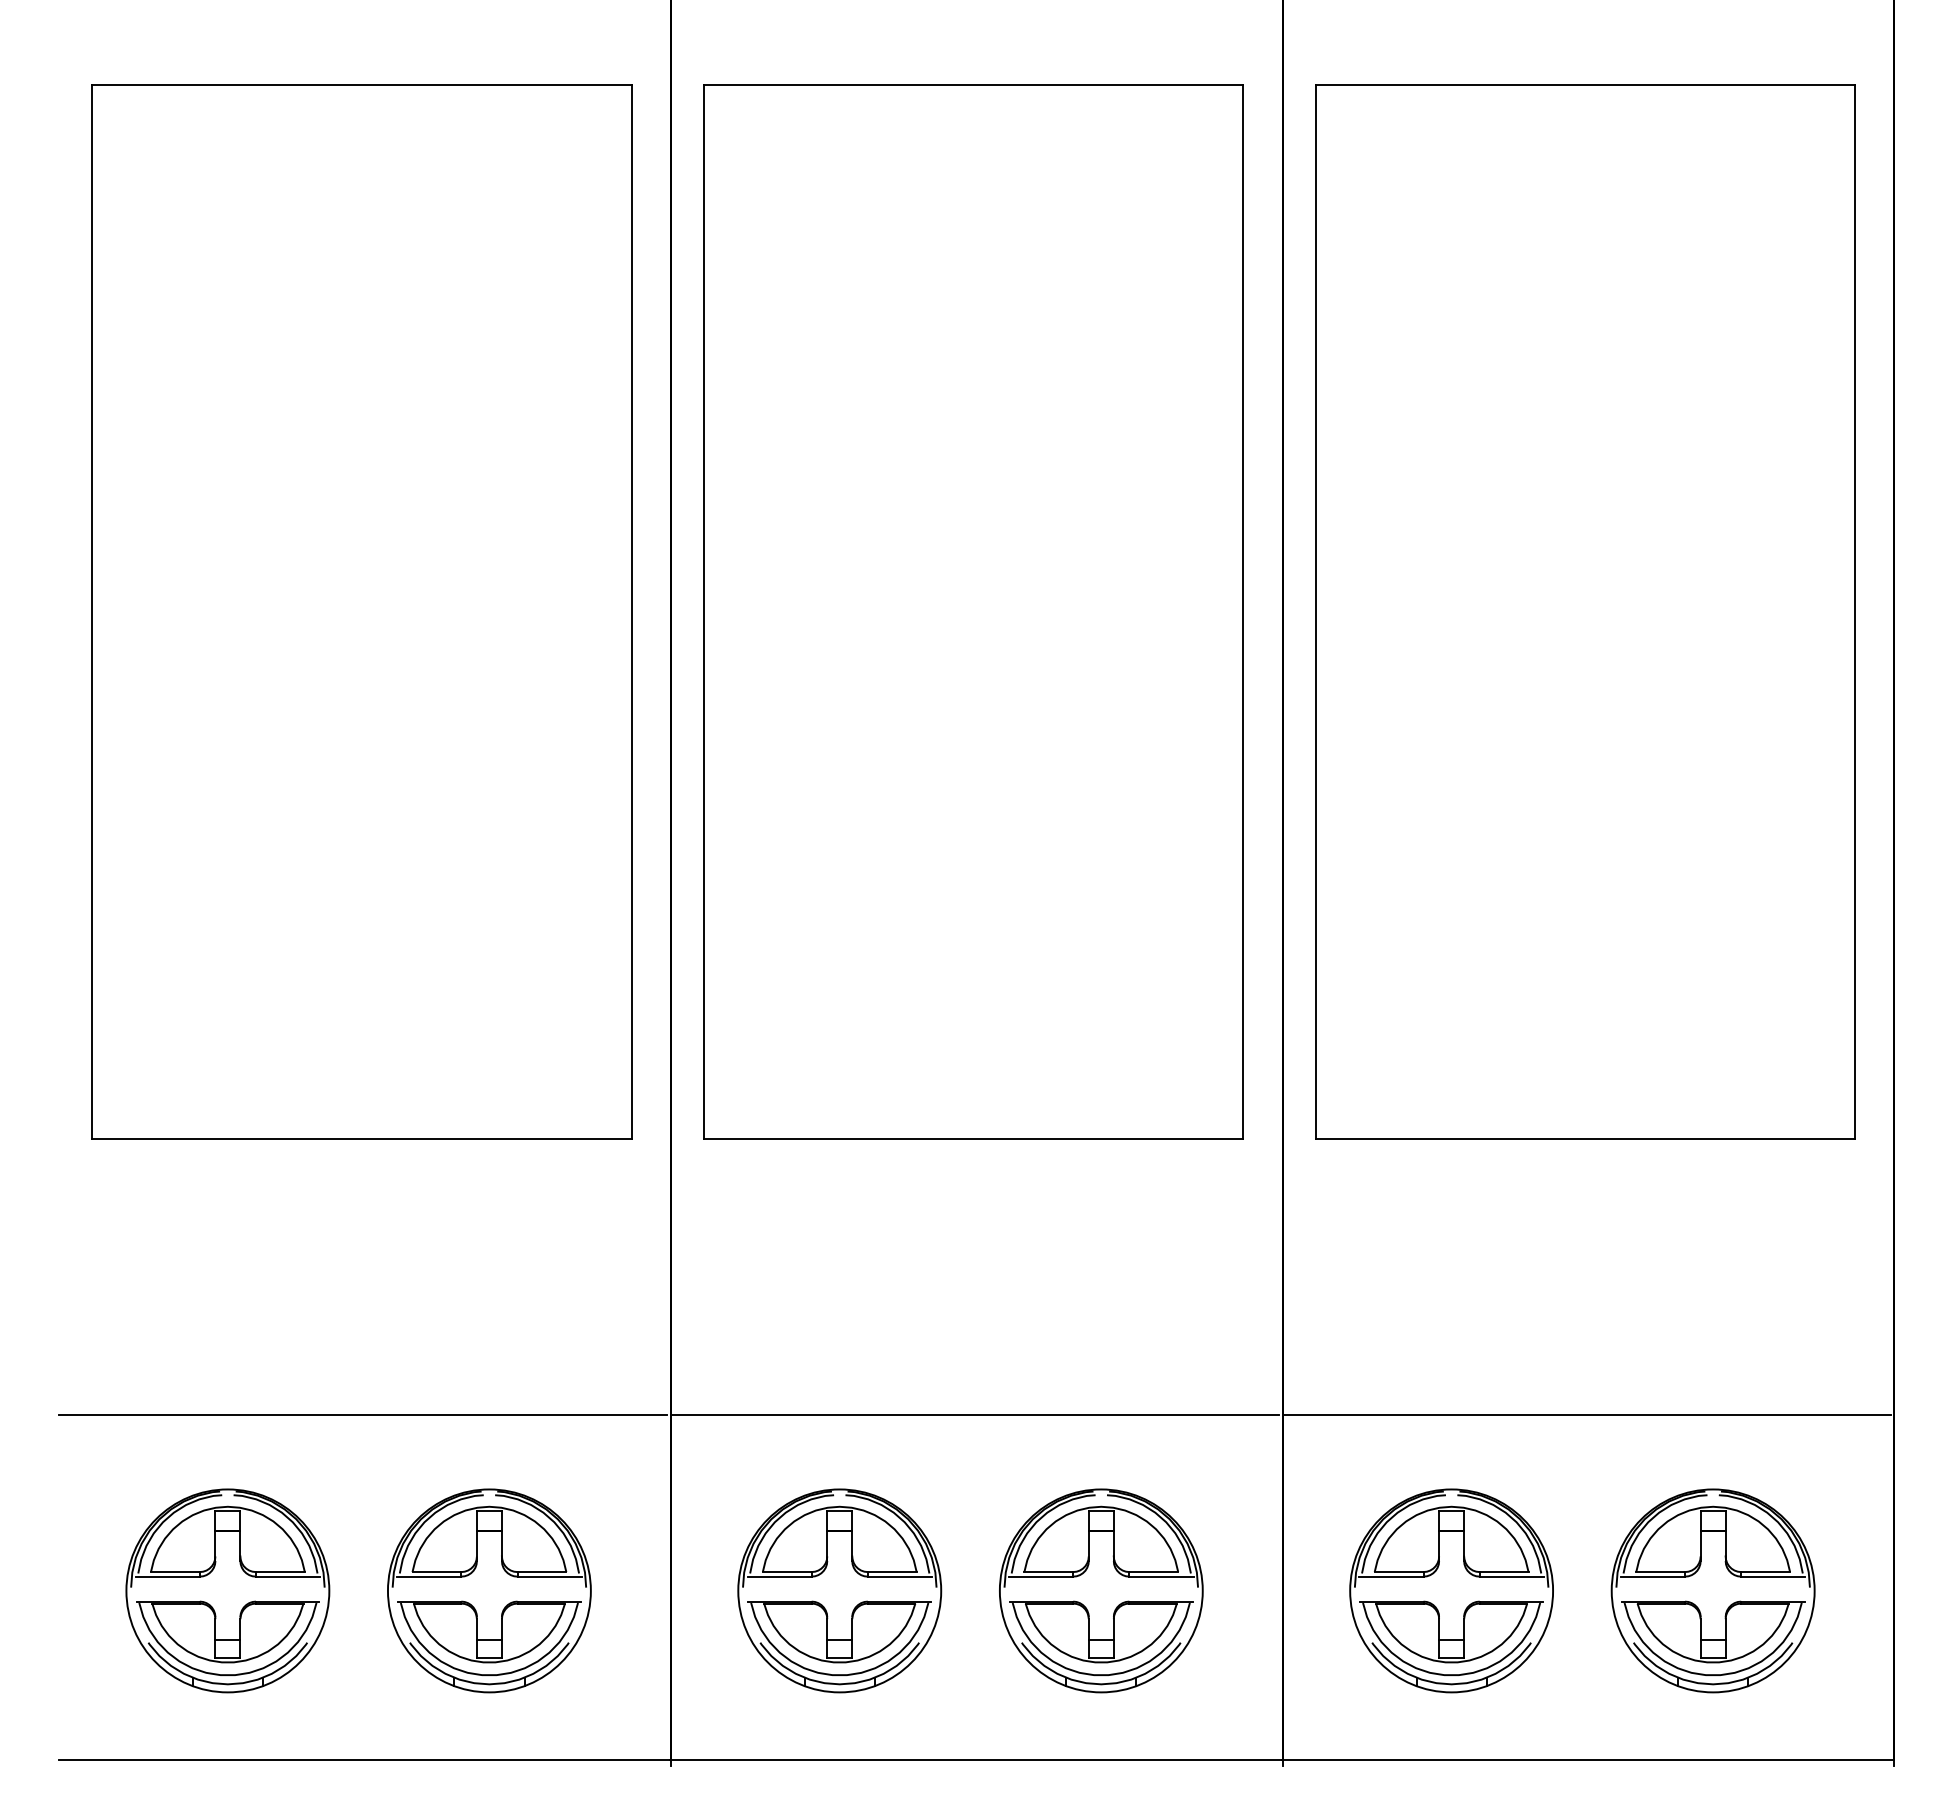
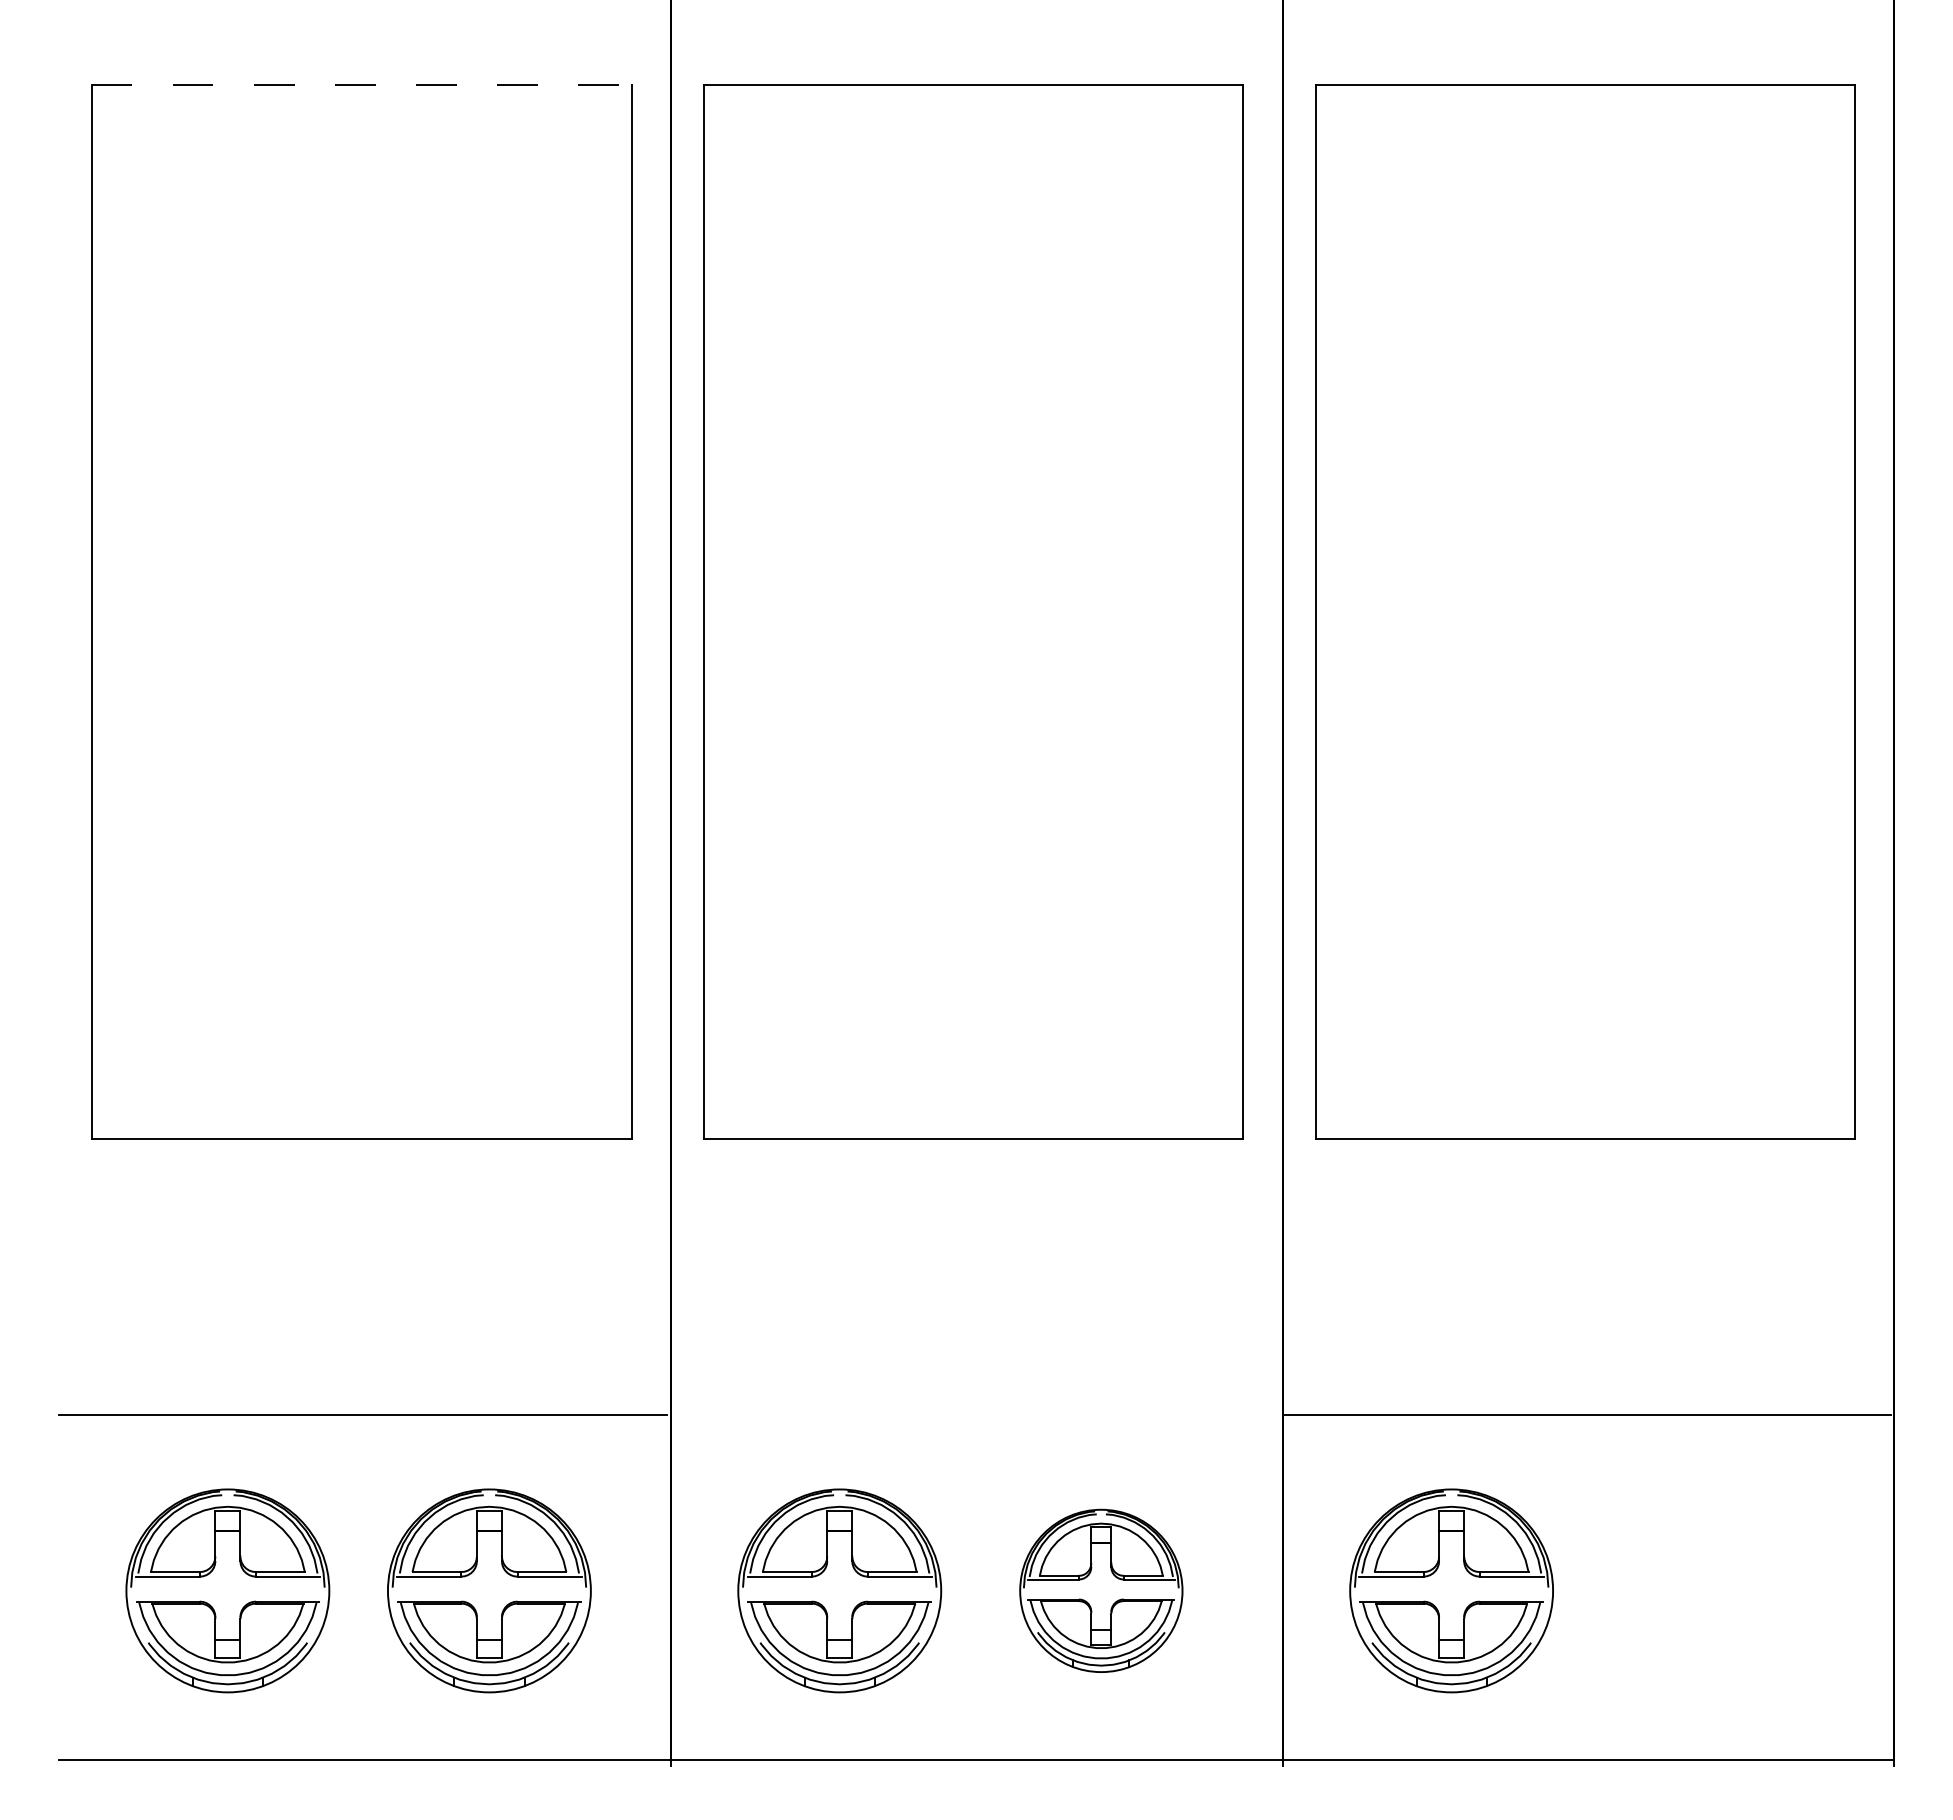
line: solid -> dashed (361, 84)
line: present -> none (974, 1415)
part size: 205x206 px -> 165x165 px (1101, 1590)
part: present -> none (1712, 1590)
